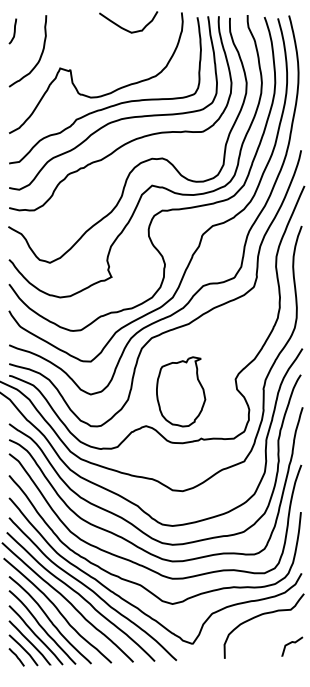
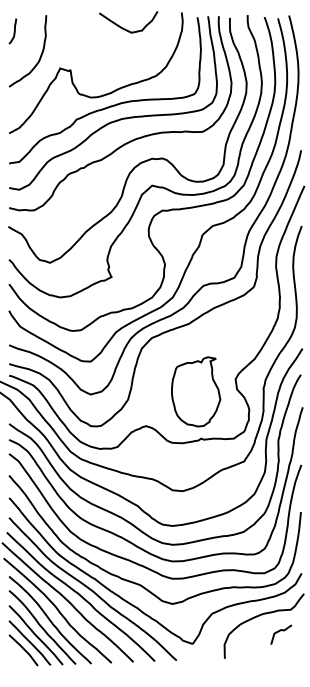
part position: (181, 391) -> (196, 391) (196, 391)
curve position: (291, 643) -> (280, 631) (280, 631)
line: present -> none (16, 657)
